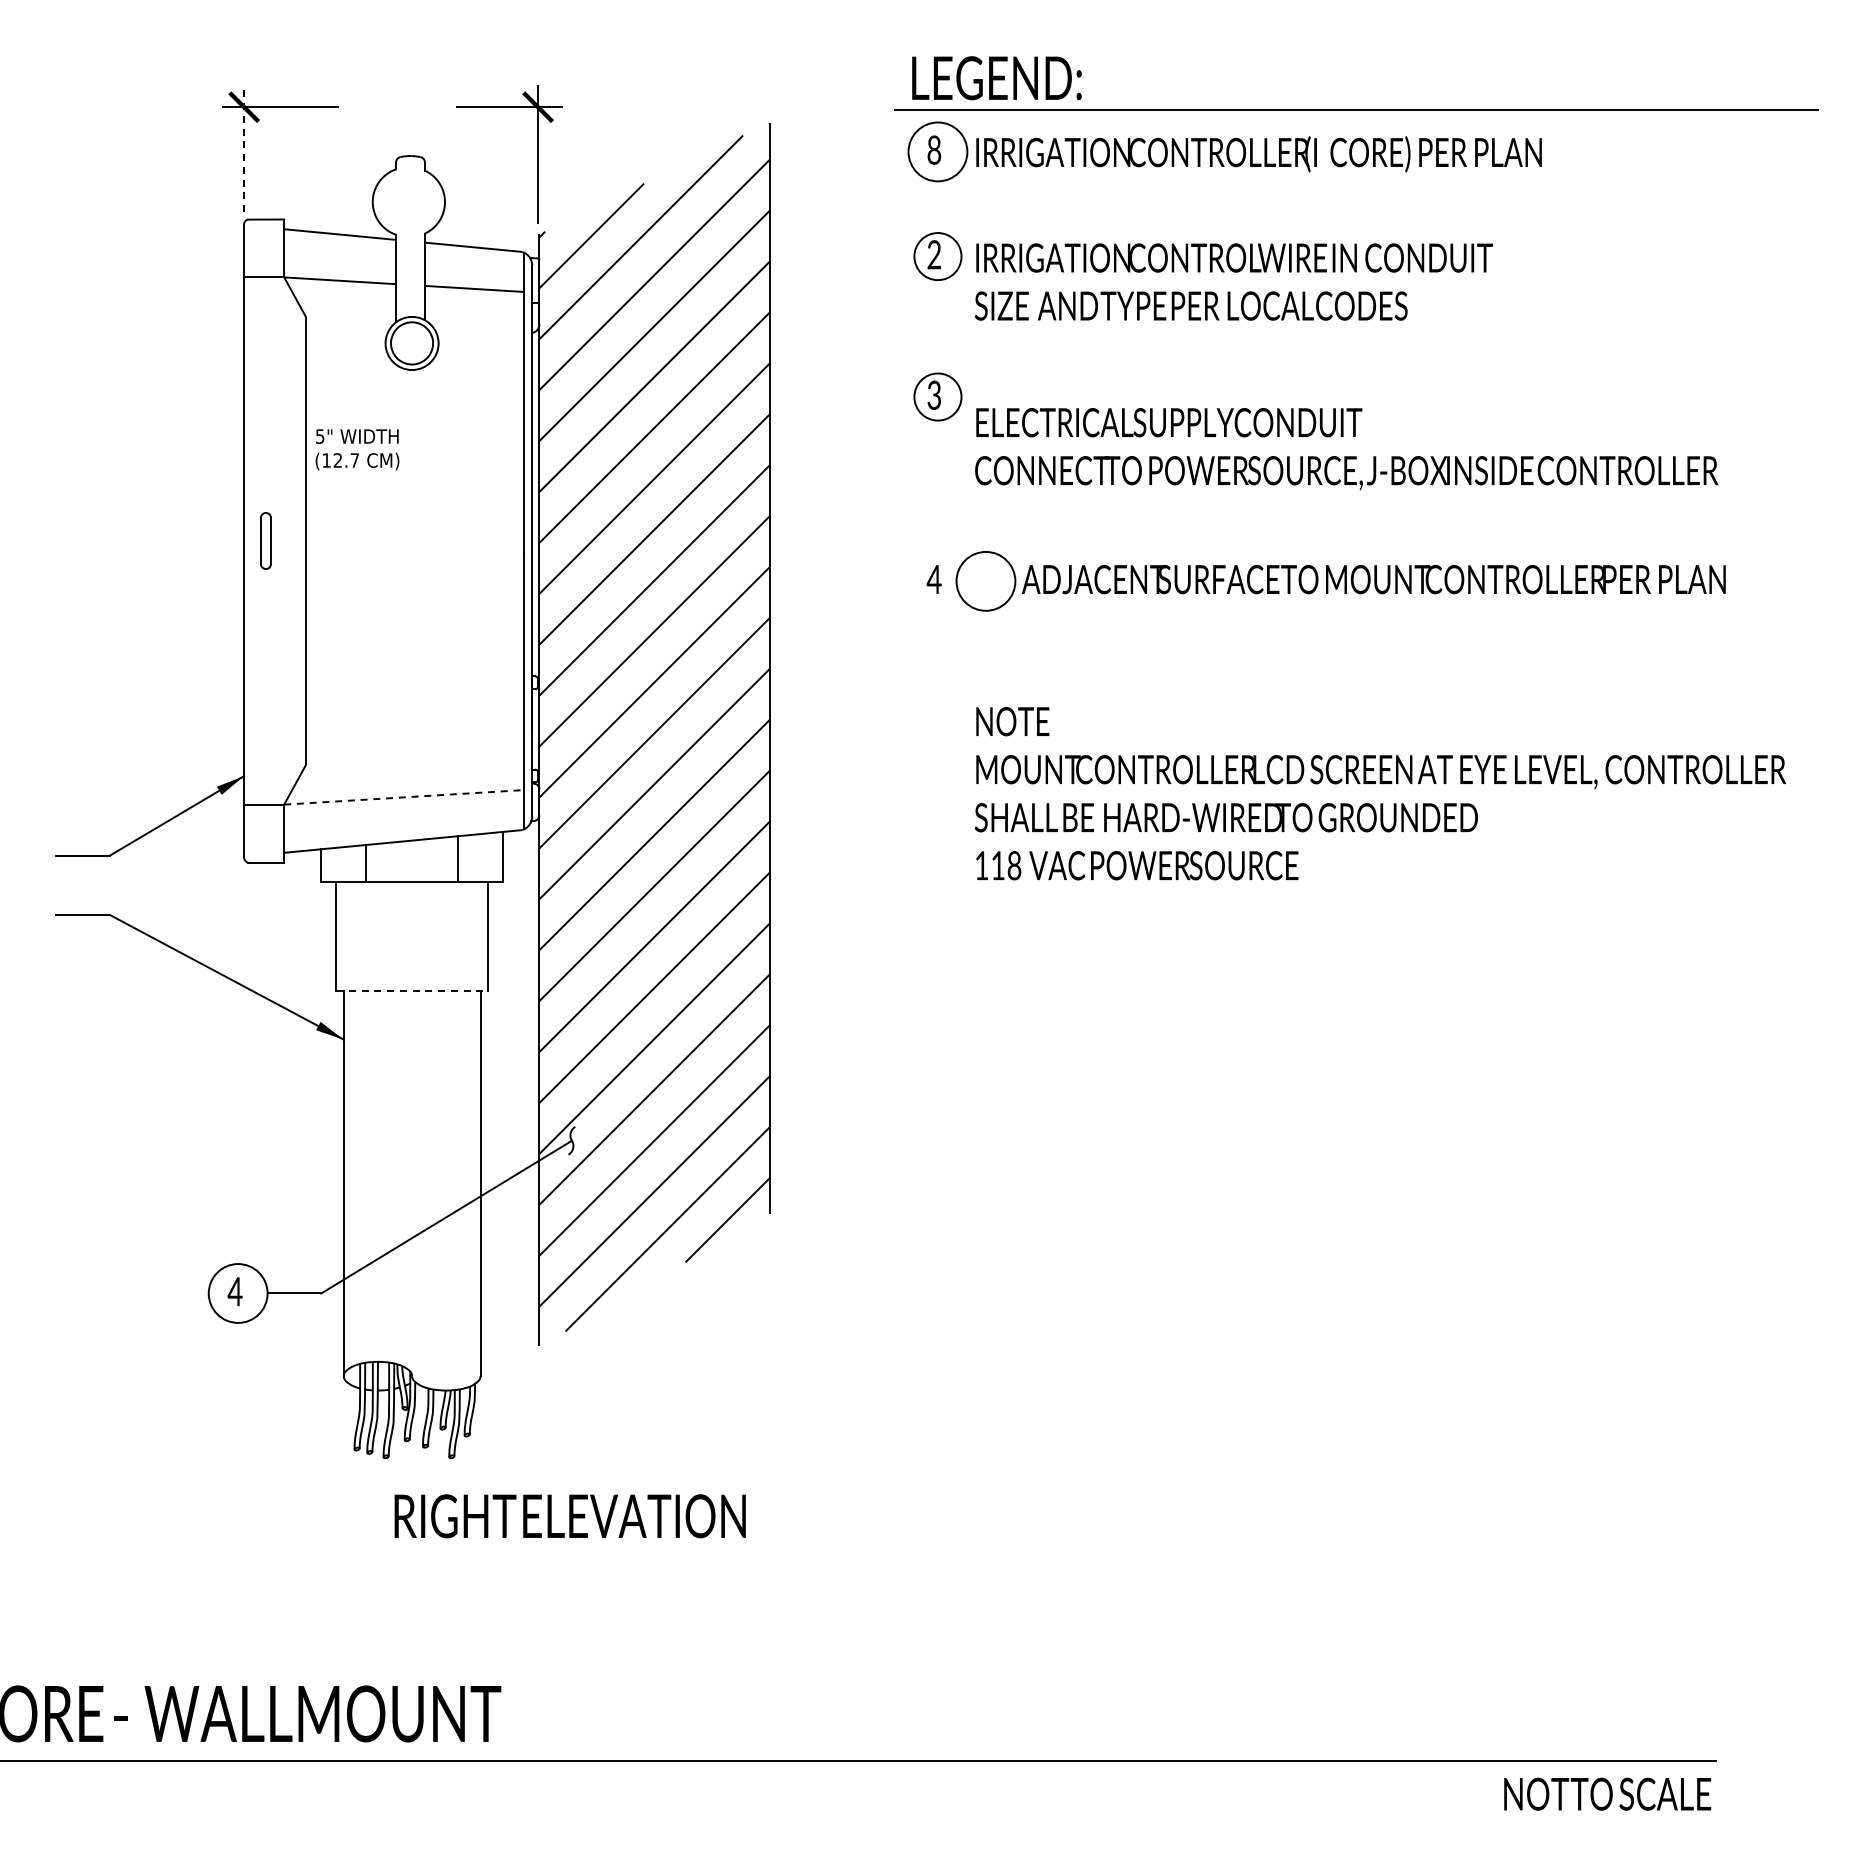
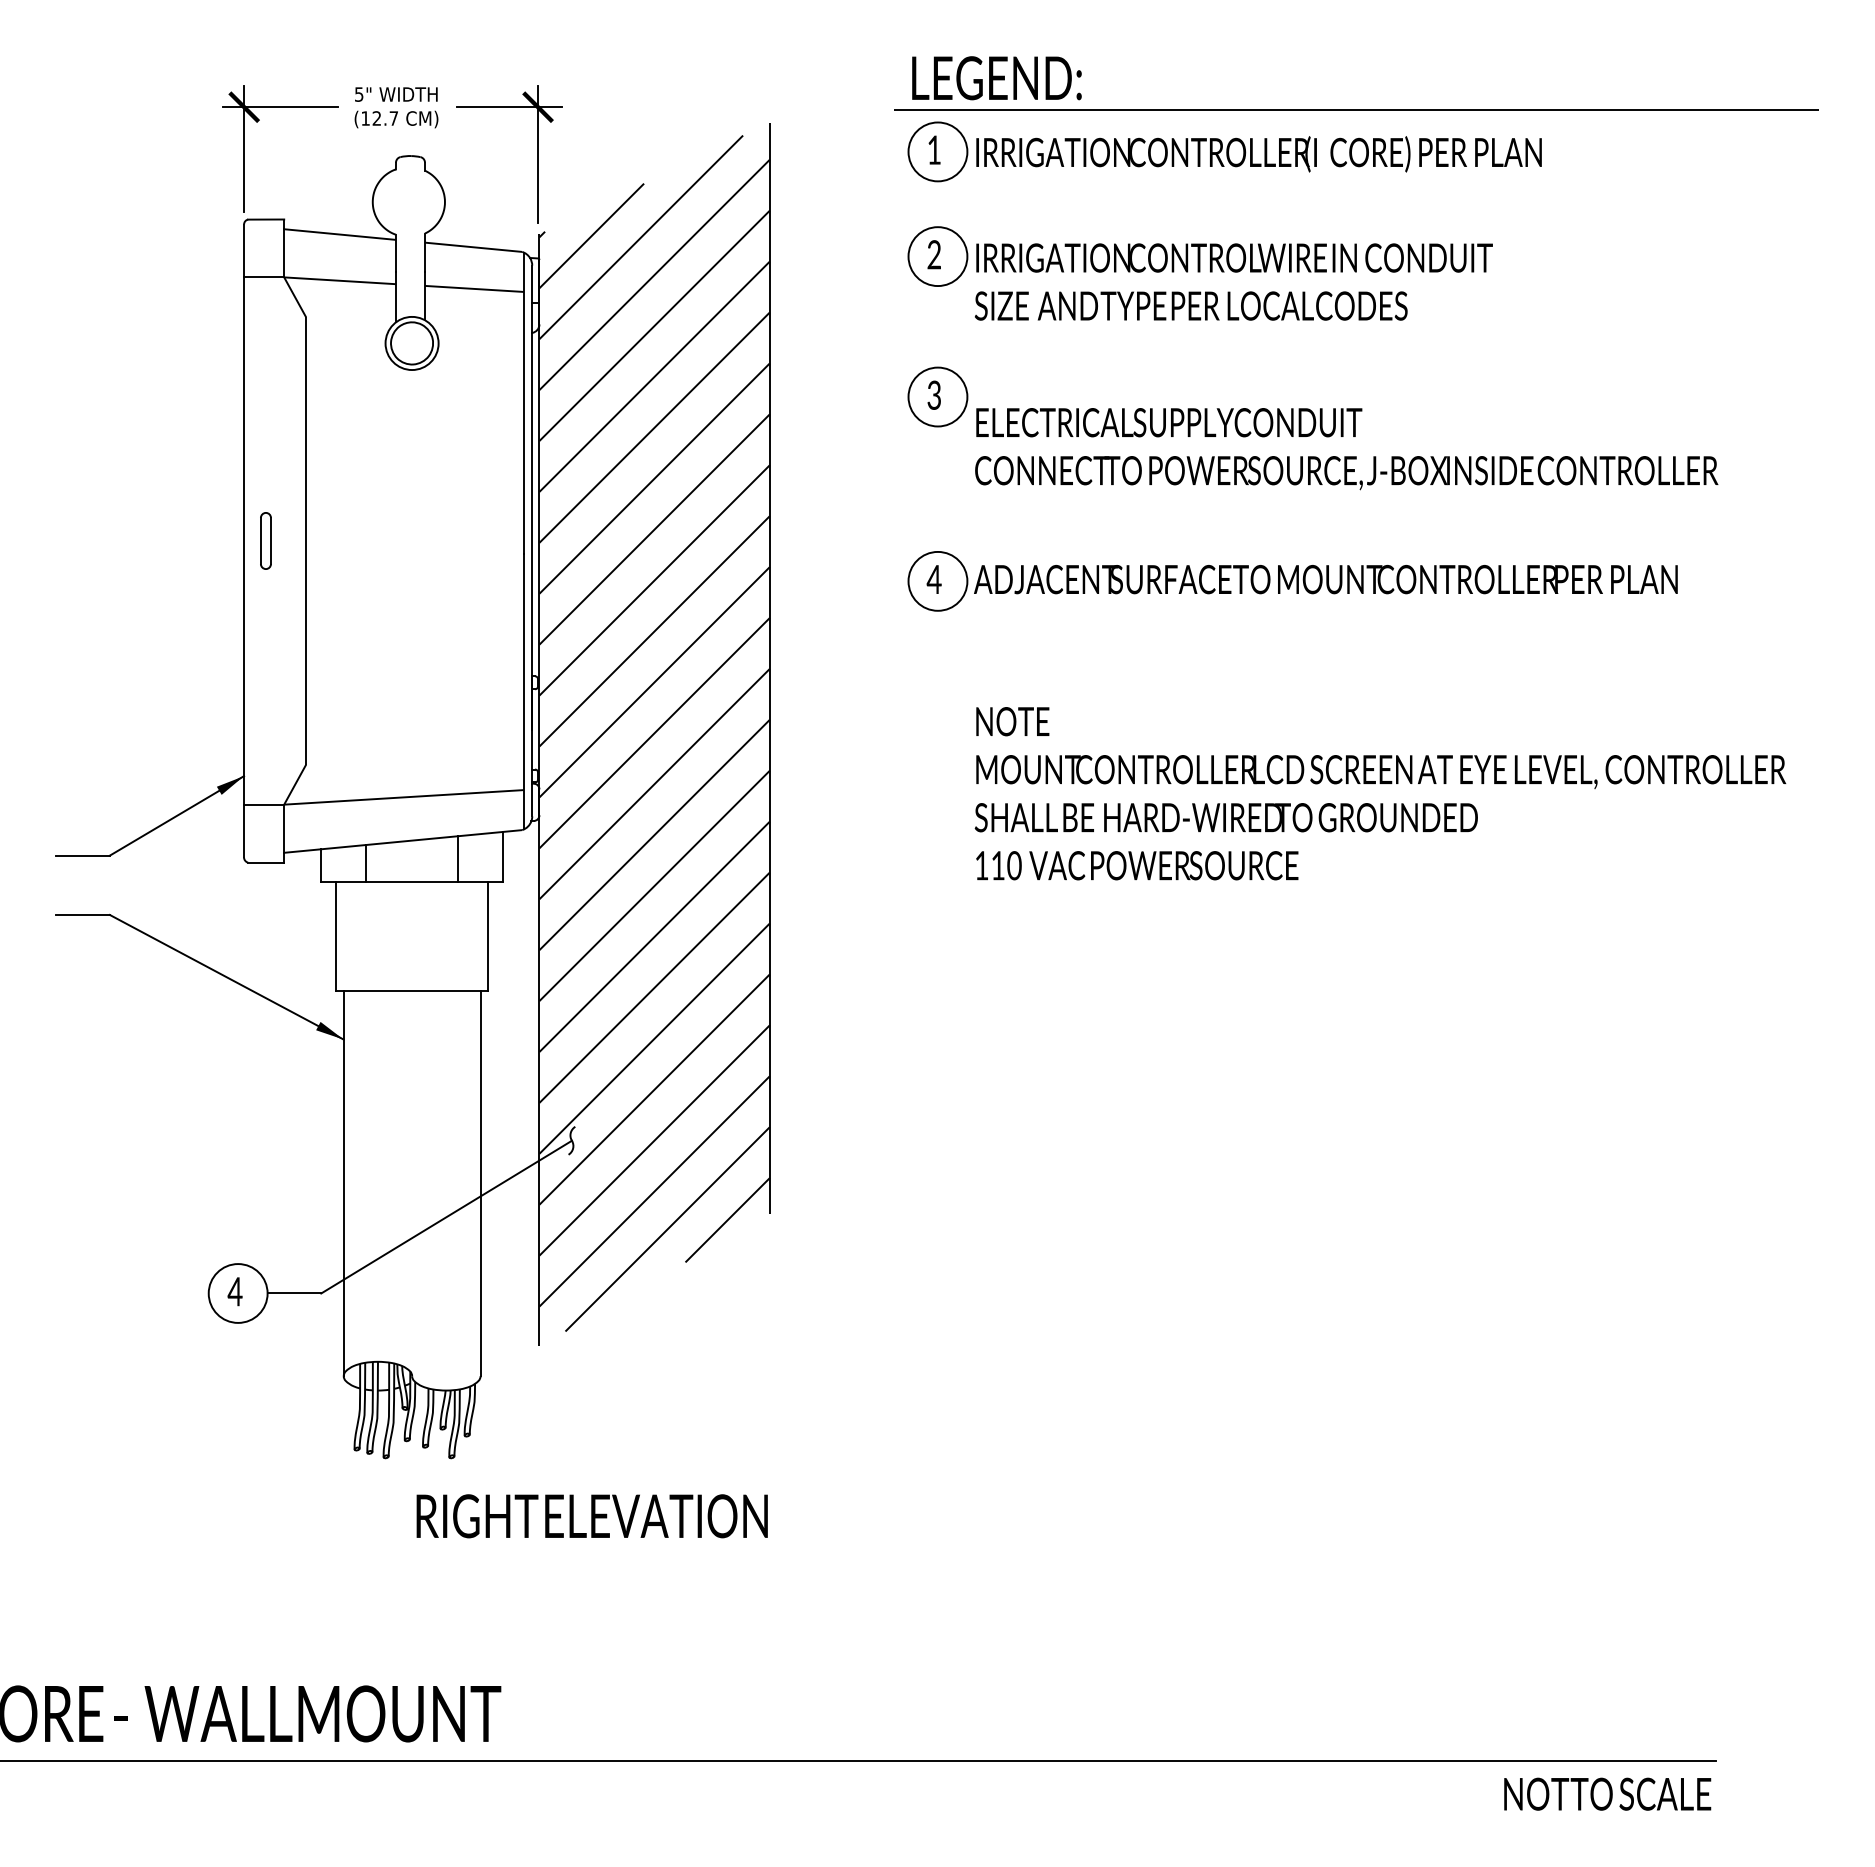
line: dashed -> solid (244, 149)
text: 8 -> 1 (934, 149)
circle diameter: 47 px -> 59 px (937, 256)
circle diameter: 47 px -> 59 px (937, 396)
text position: (357, 449) -> (396, 107) (396, 107)
part position: (1340, 581) -> (1292, 581) (1292, 581)
line: dashed -> solid (404, 797)
text: 118 -> 110 (1014, 865)
line: dashed -> solid (412, 990)
text position: (569, 1516) -> (591, 1516) (591, 1516)
